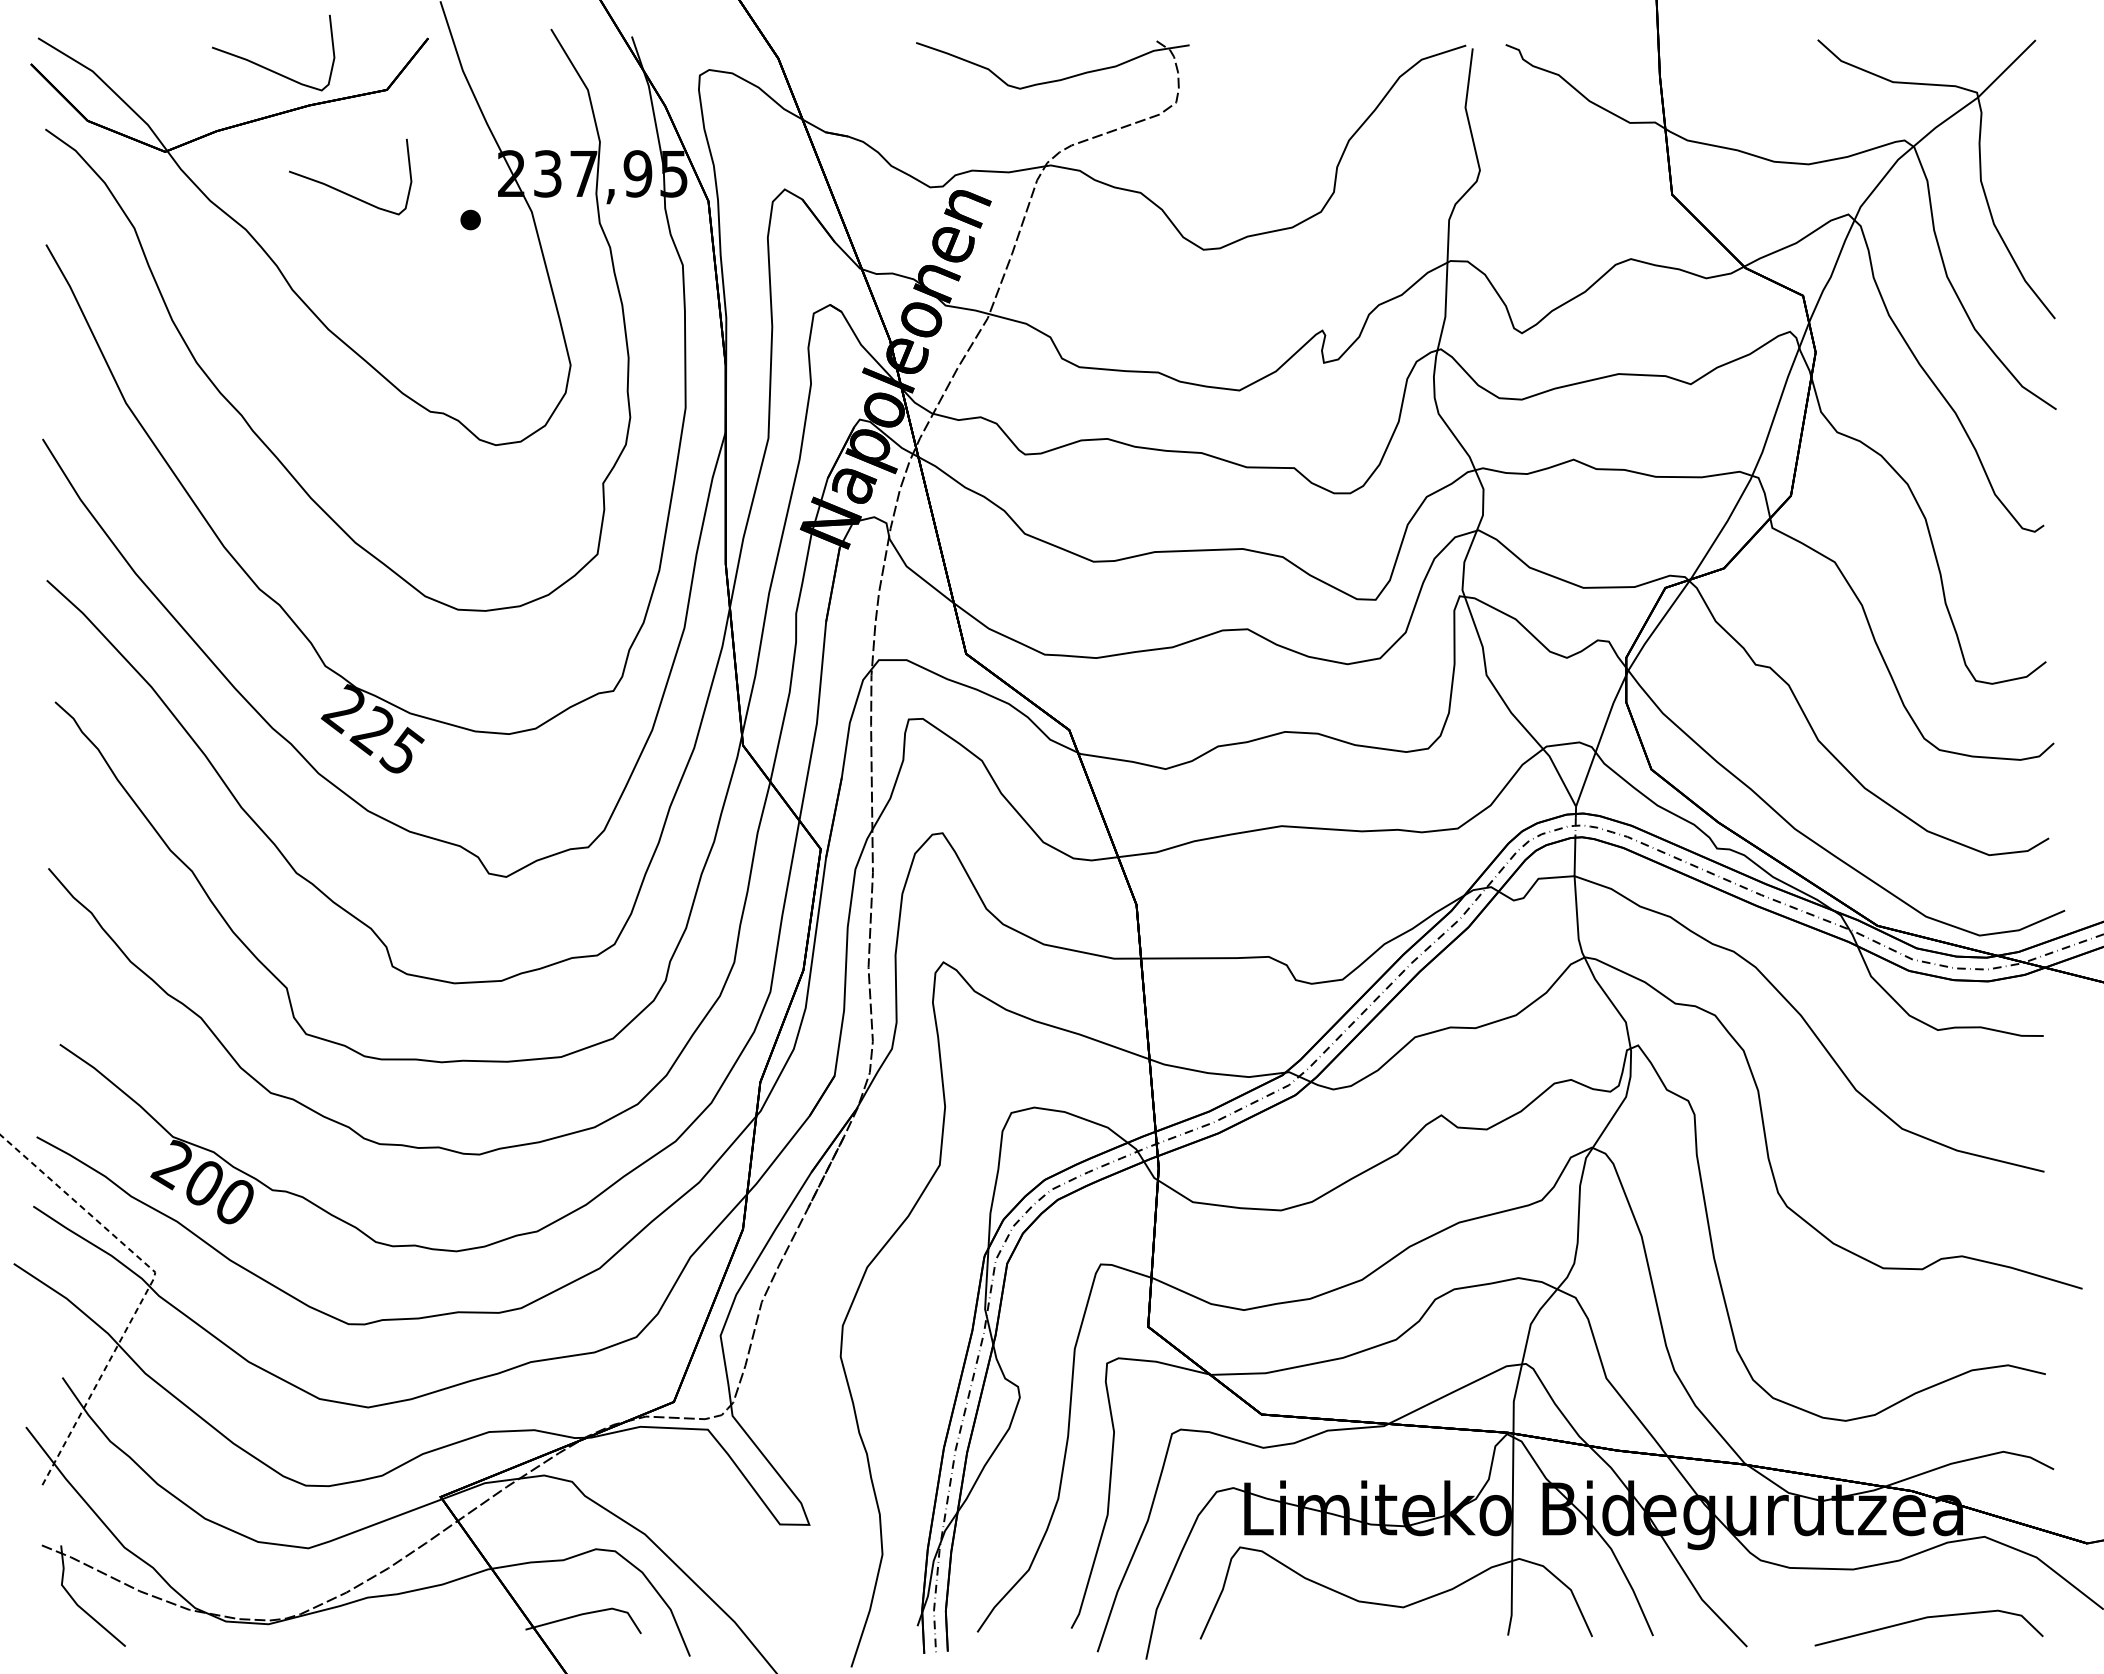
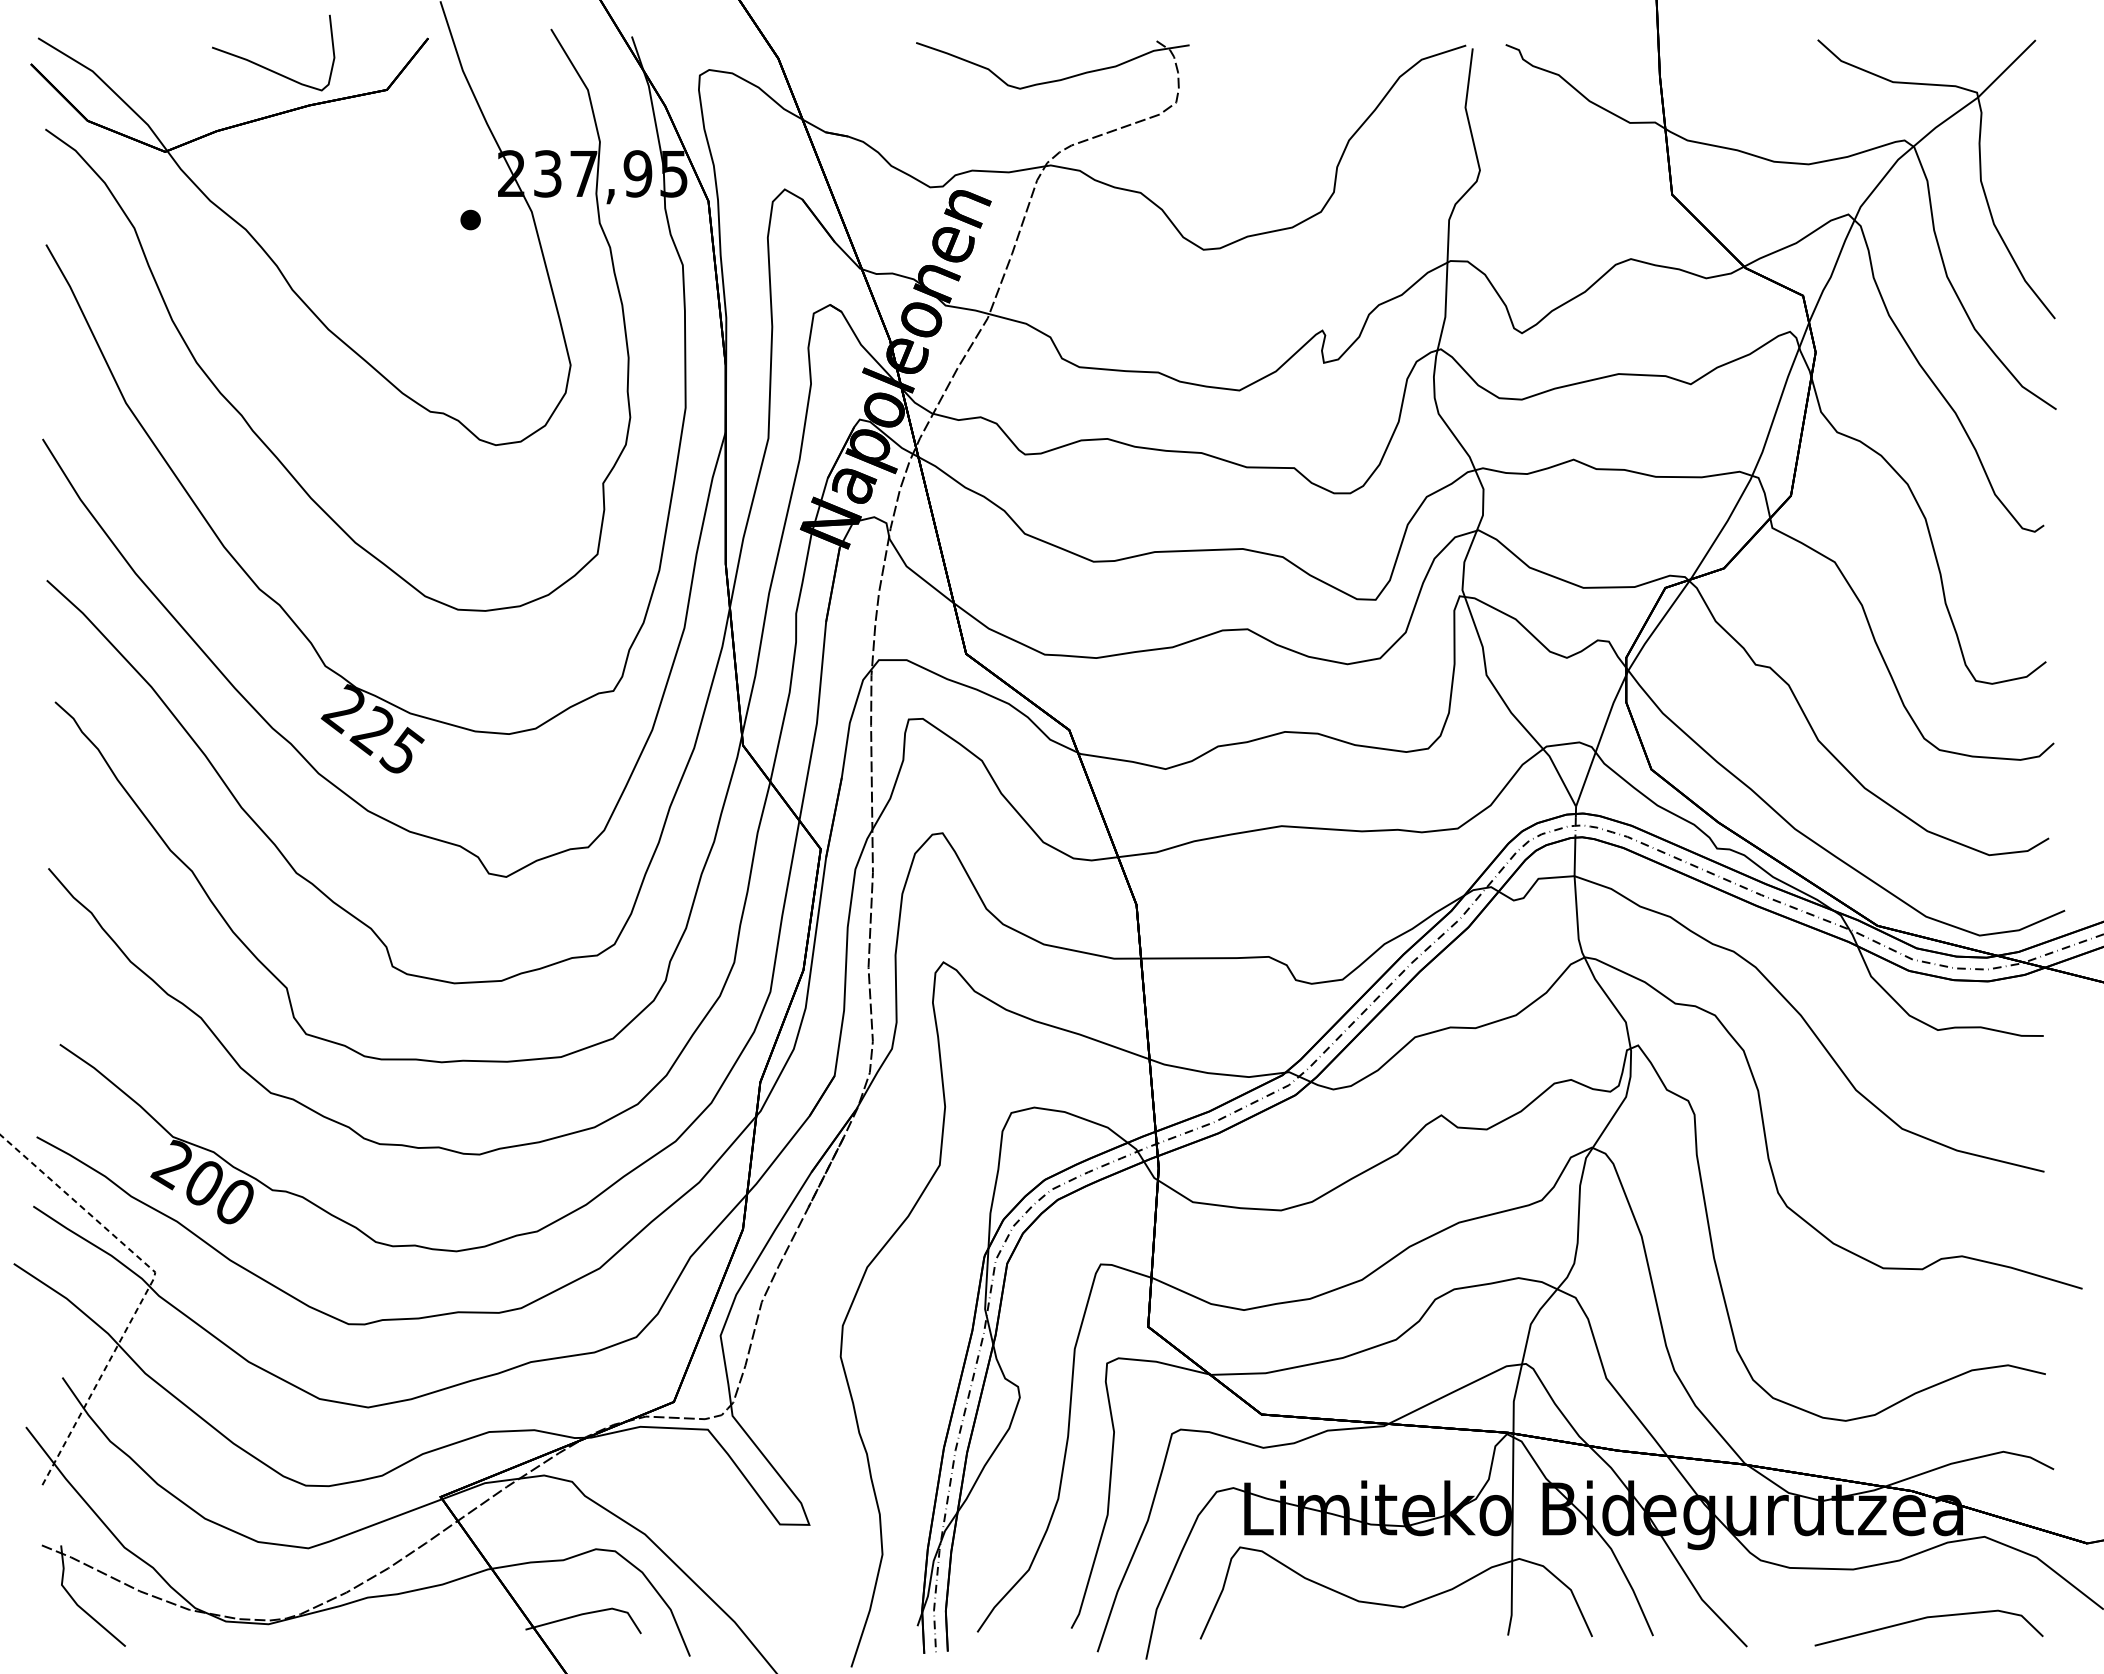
curve: present -> none (346, 192)
